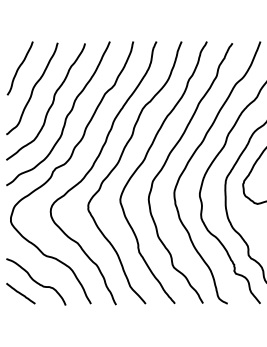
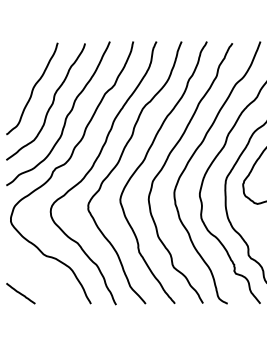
curve: present -> none (19, 68)
curve: present -> none (36, 281)
